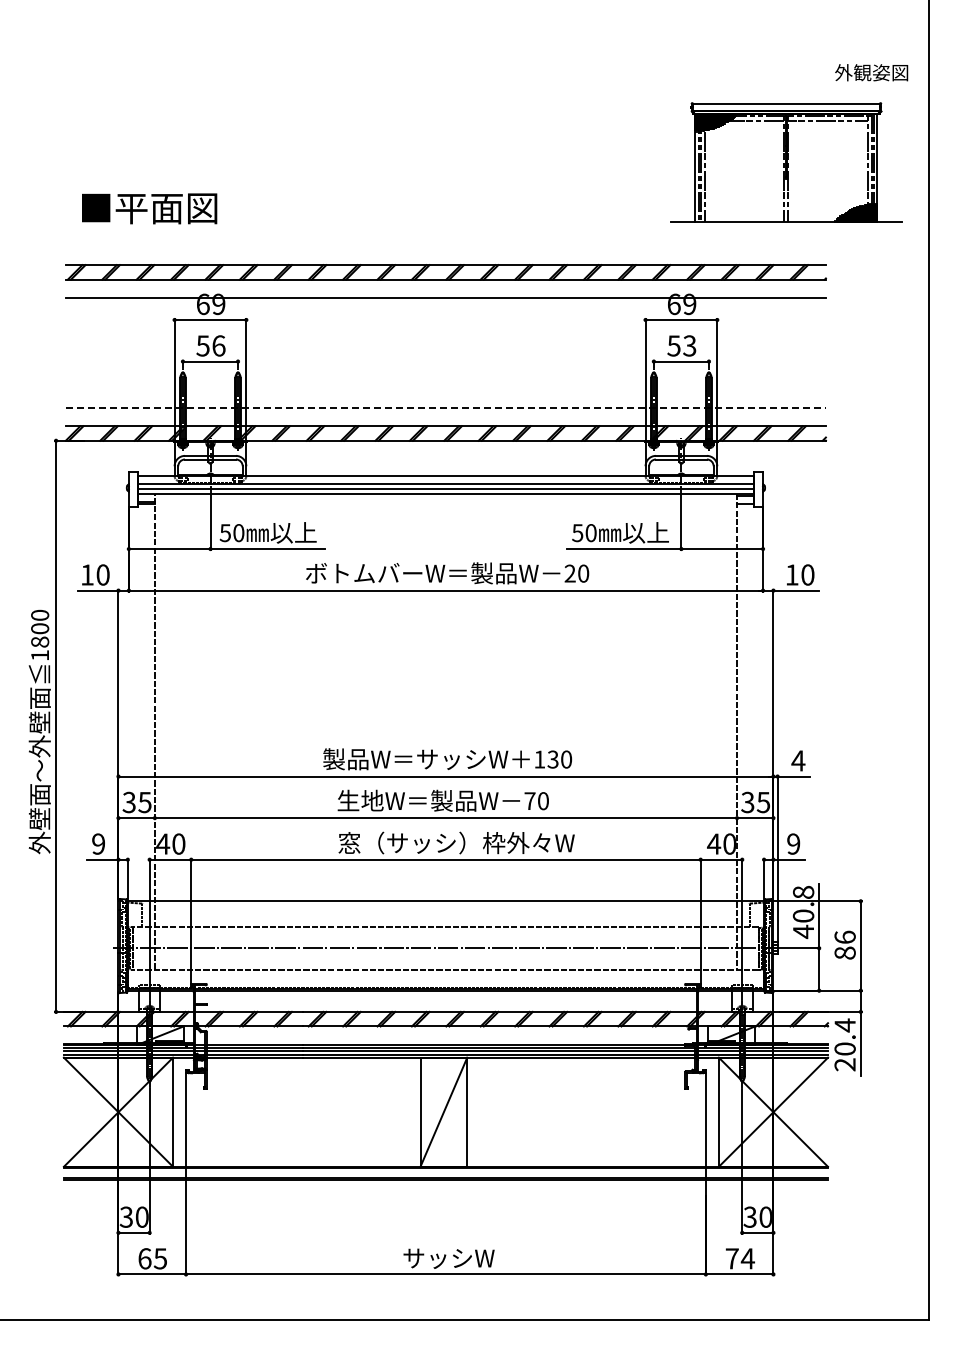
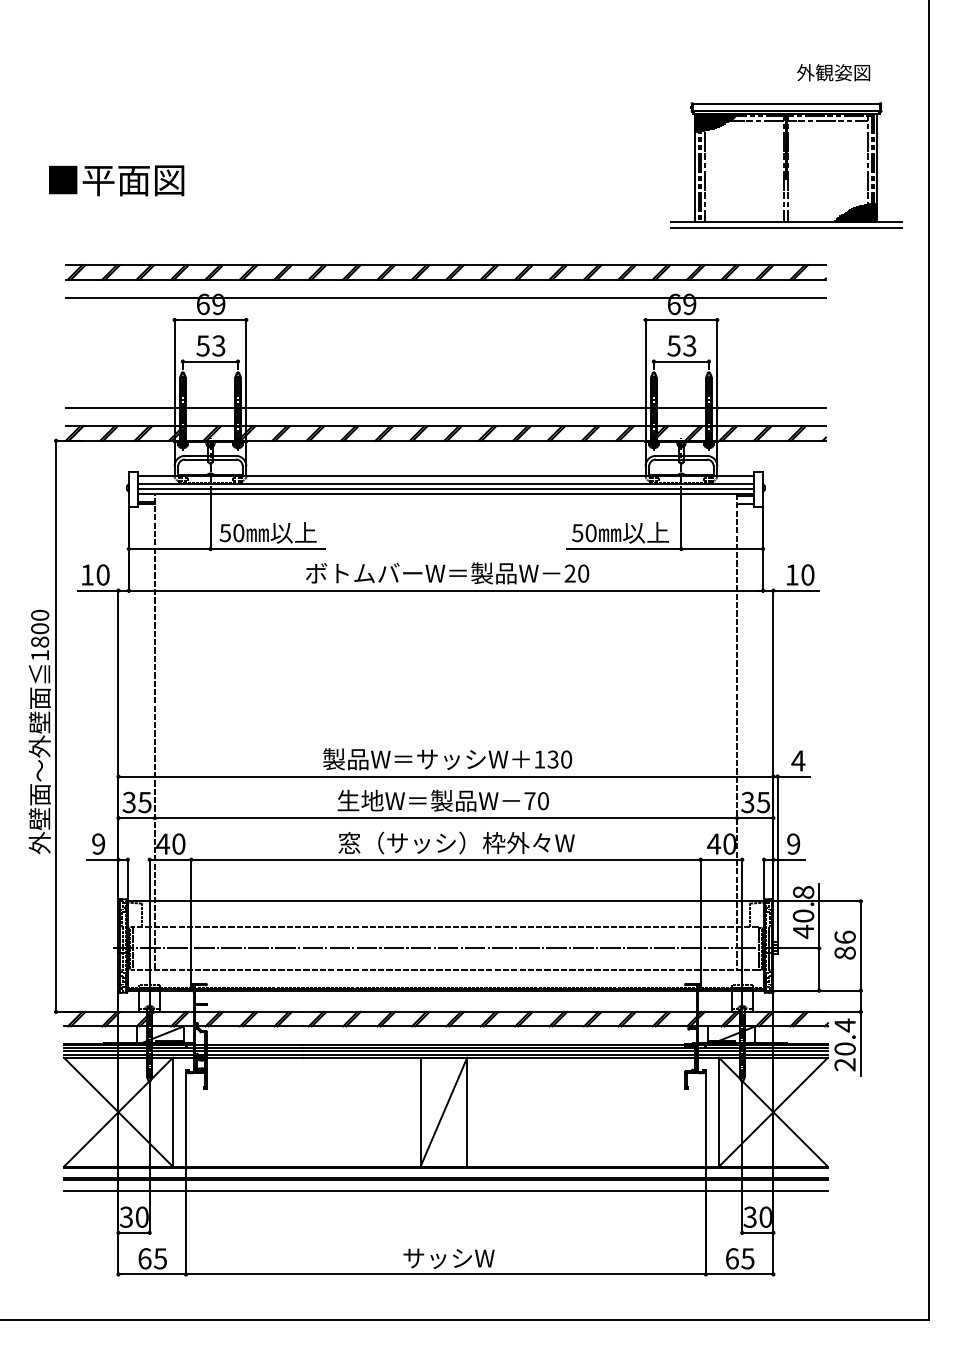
text position: (871, 72) -> (833, 72) (833, 72)
text position: (149, 208) -> (116, 180) (116, 180)
line: none -> present (786, 228)
text: 56 -> 53 (218, 345)
line: dashed -> solid (445, 407)
line: none -> present (445, 1191)
text: 74 -> 65 (740, 1258)
